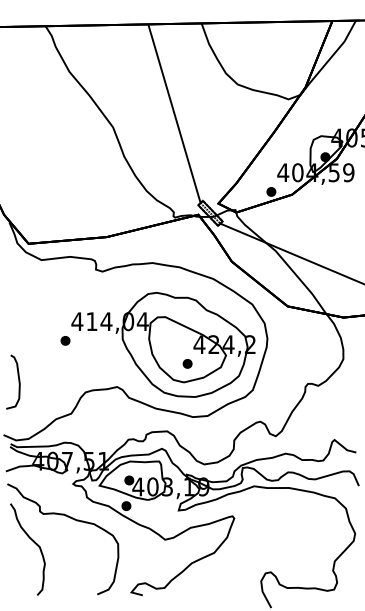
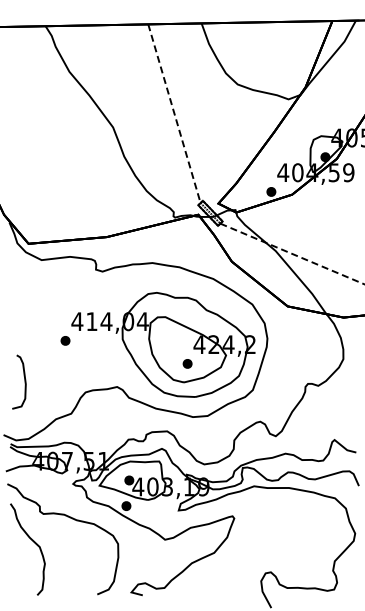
line: solid -> dashed (174, 114)
line: solid -> dashed (293, 254)
curve position: (18, 381) -> (24, 381) (24, 381)
